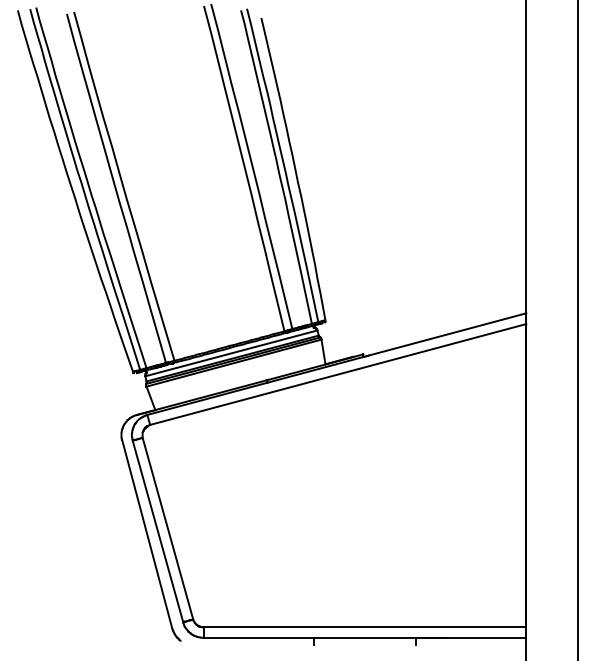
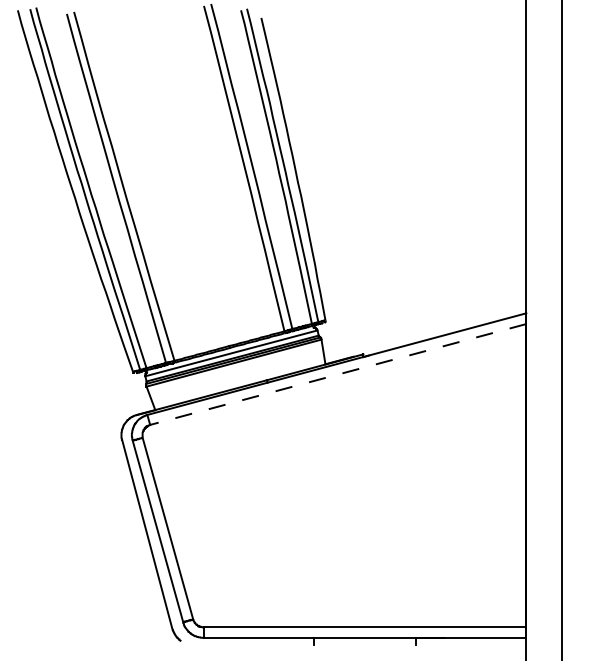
line position: (578, 329) -> (562, 329) (562, 329)
line: solid -> dashed (338, 374)
